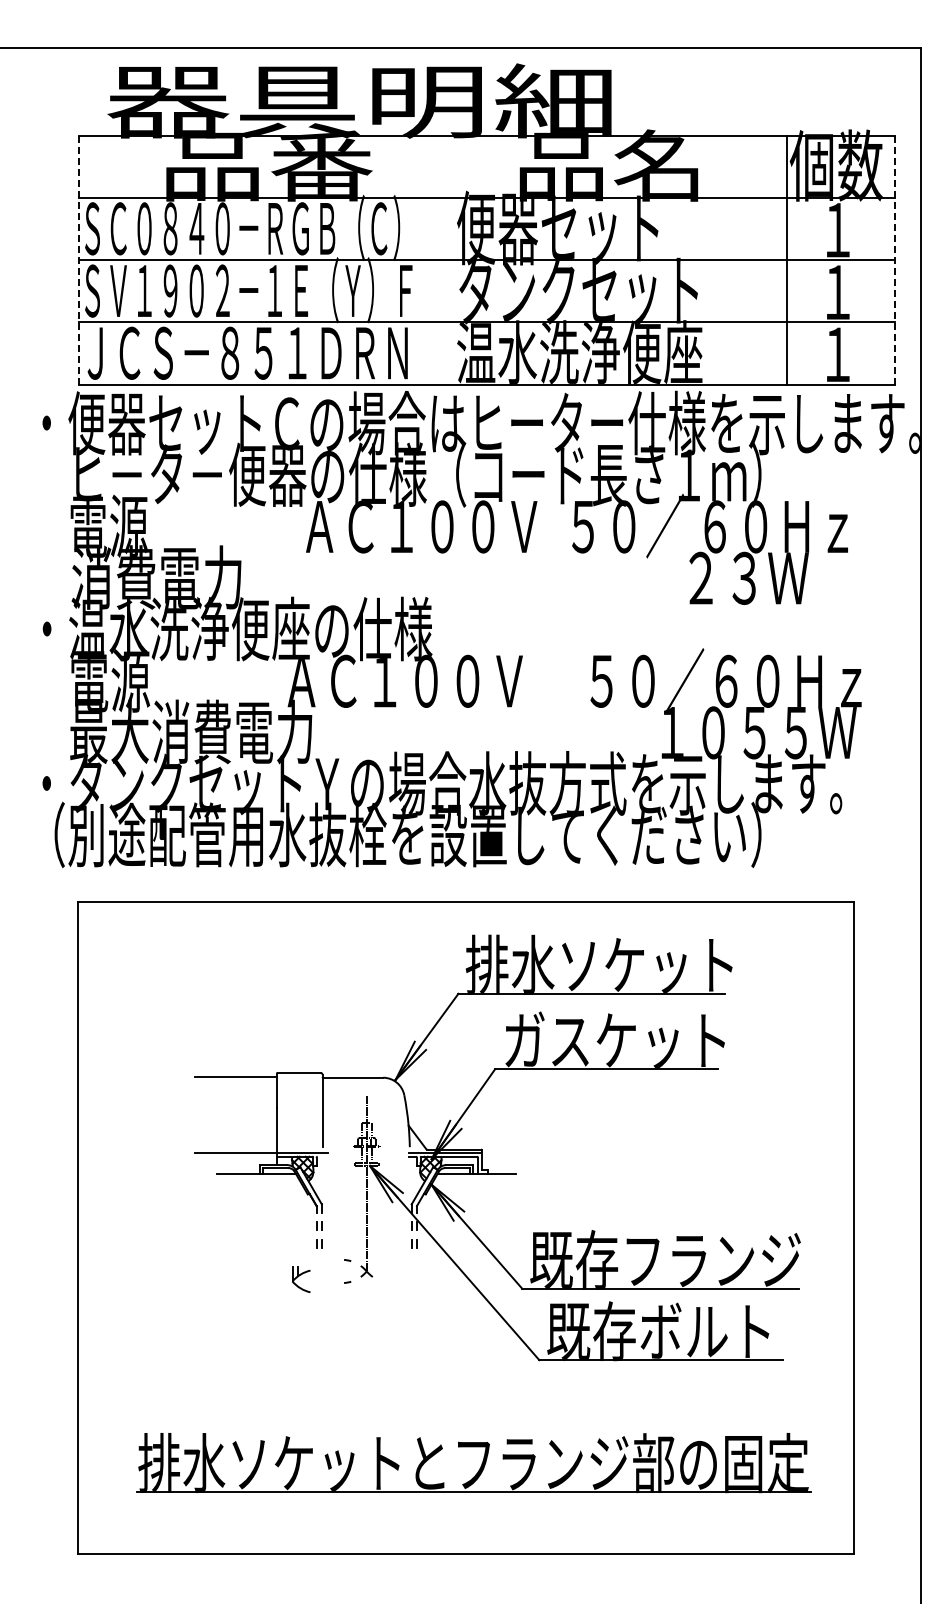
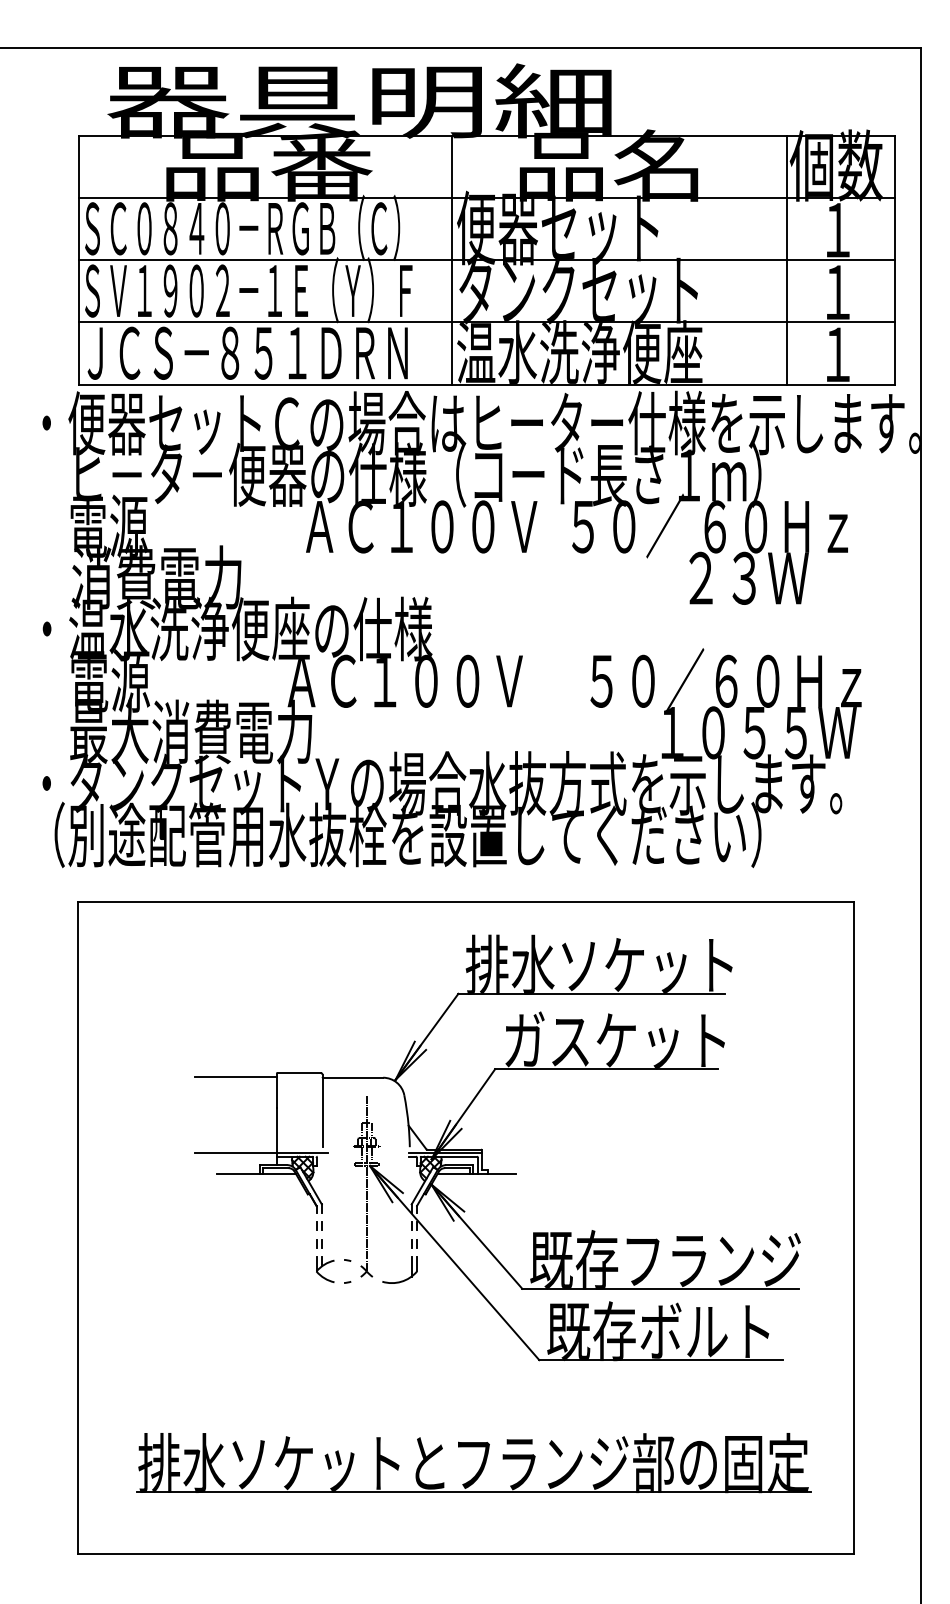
line: none -> present (451, 259)
line: dashed -> solid (79, 260)
line: dashed -> solid (894, 260)
part position: (301, 1279) -> (325, 1269) (325, 1269)
part: none -> present (404, 1279)
